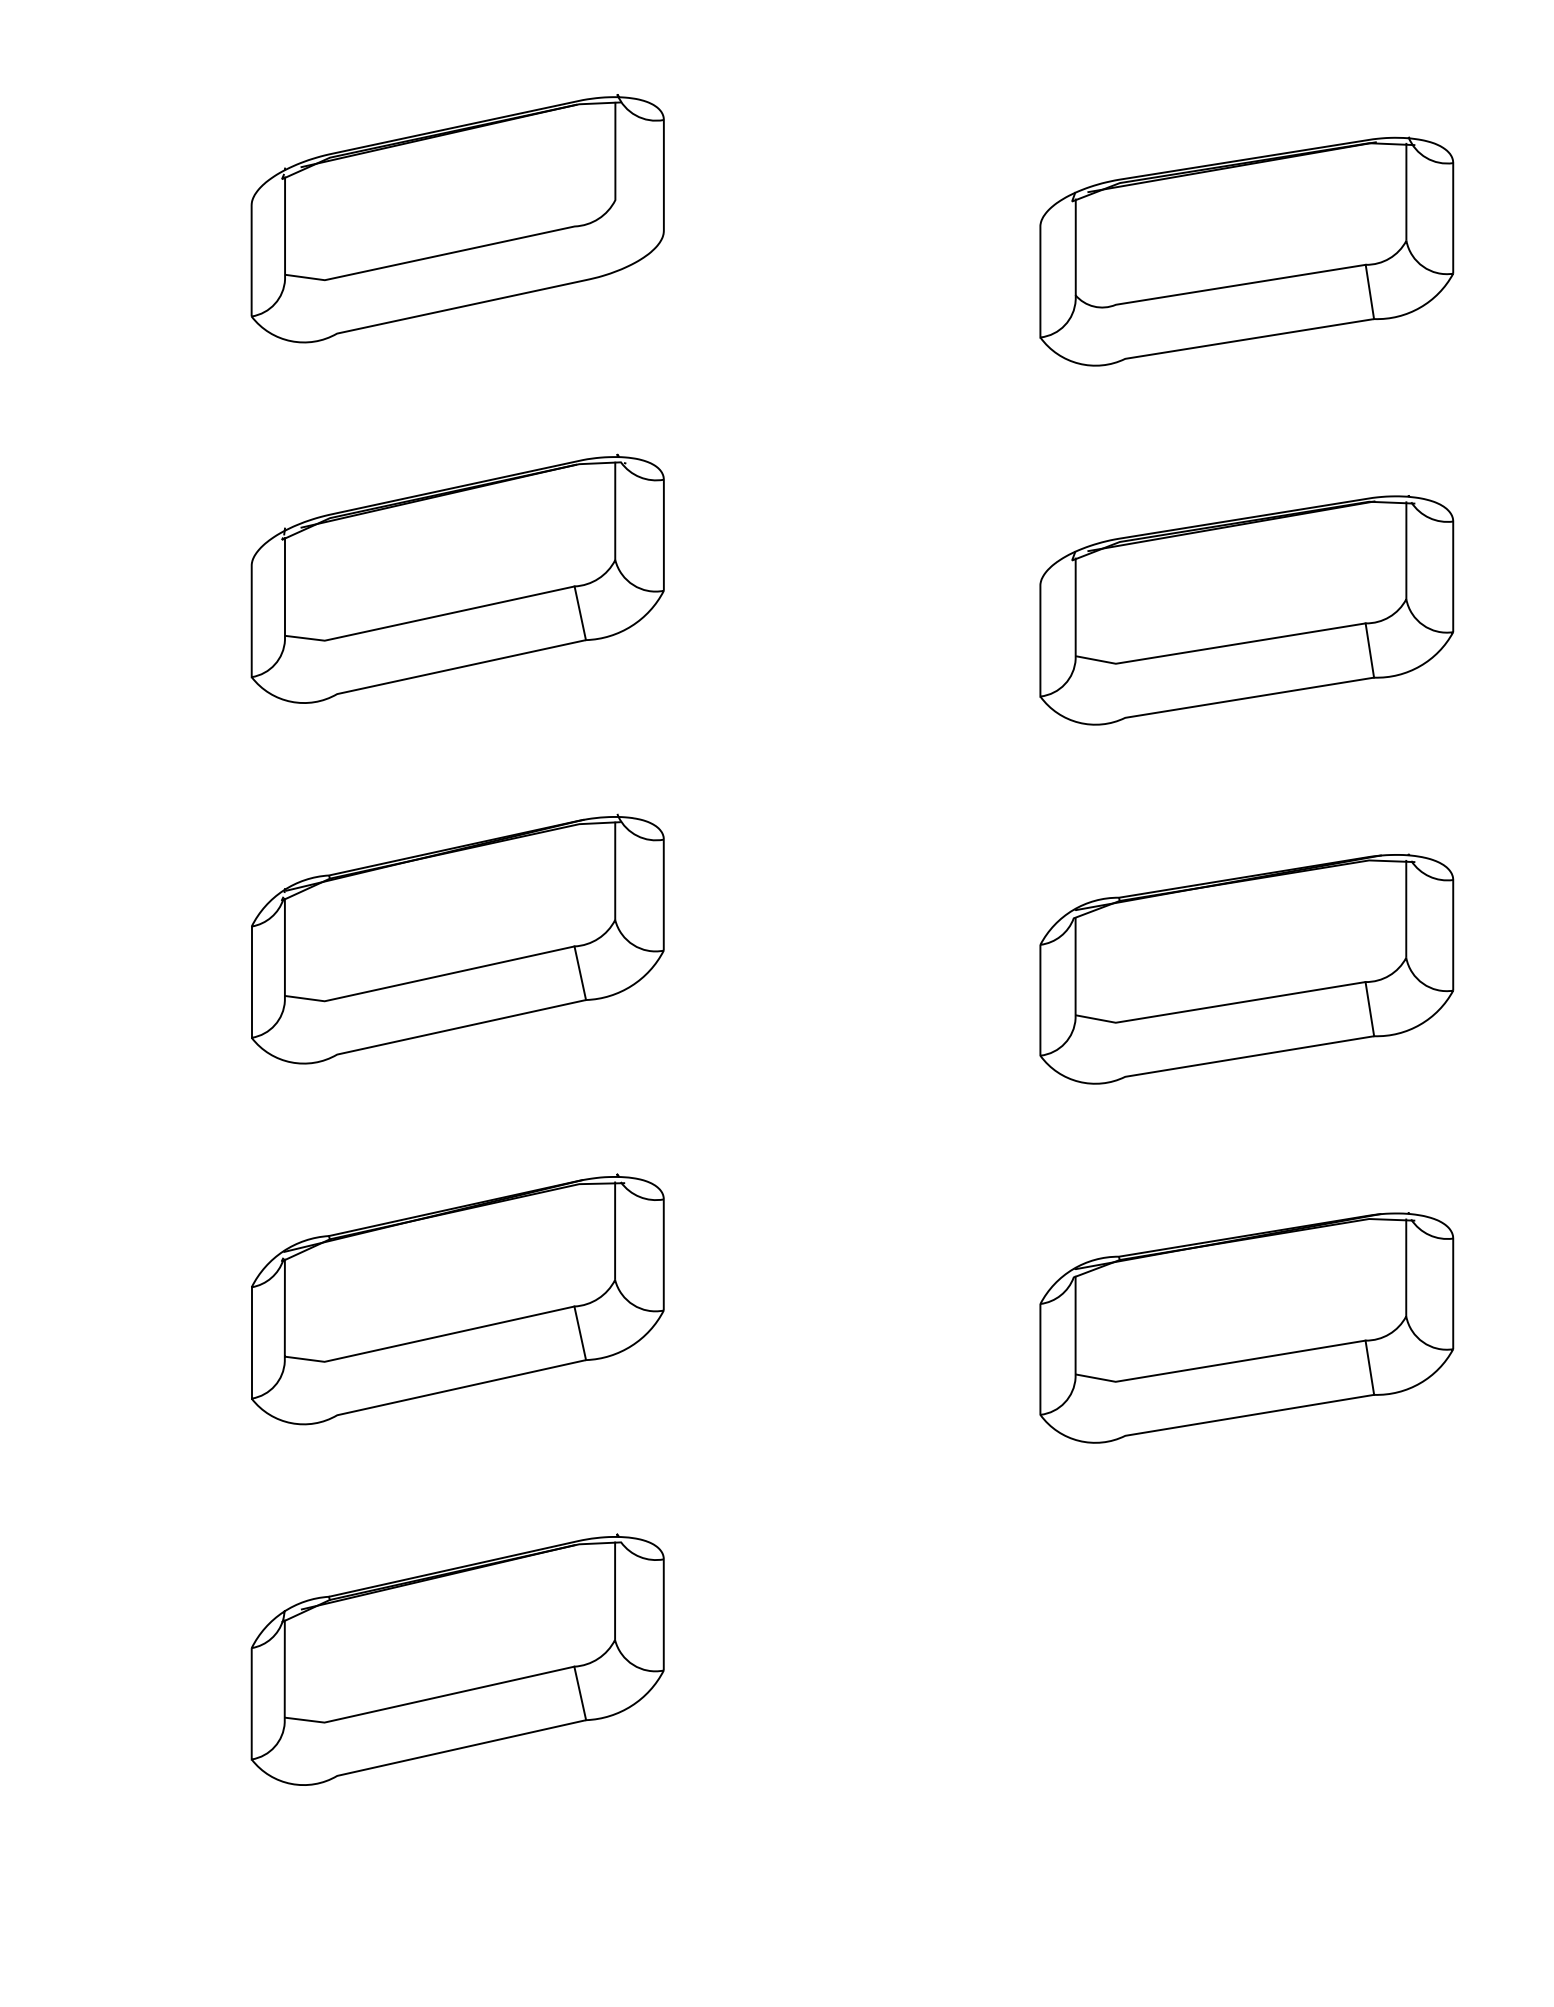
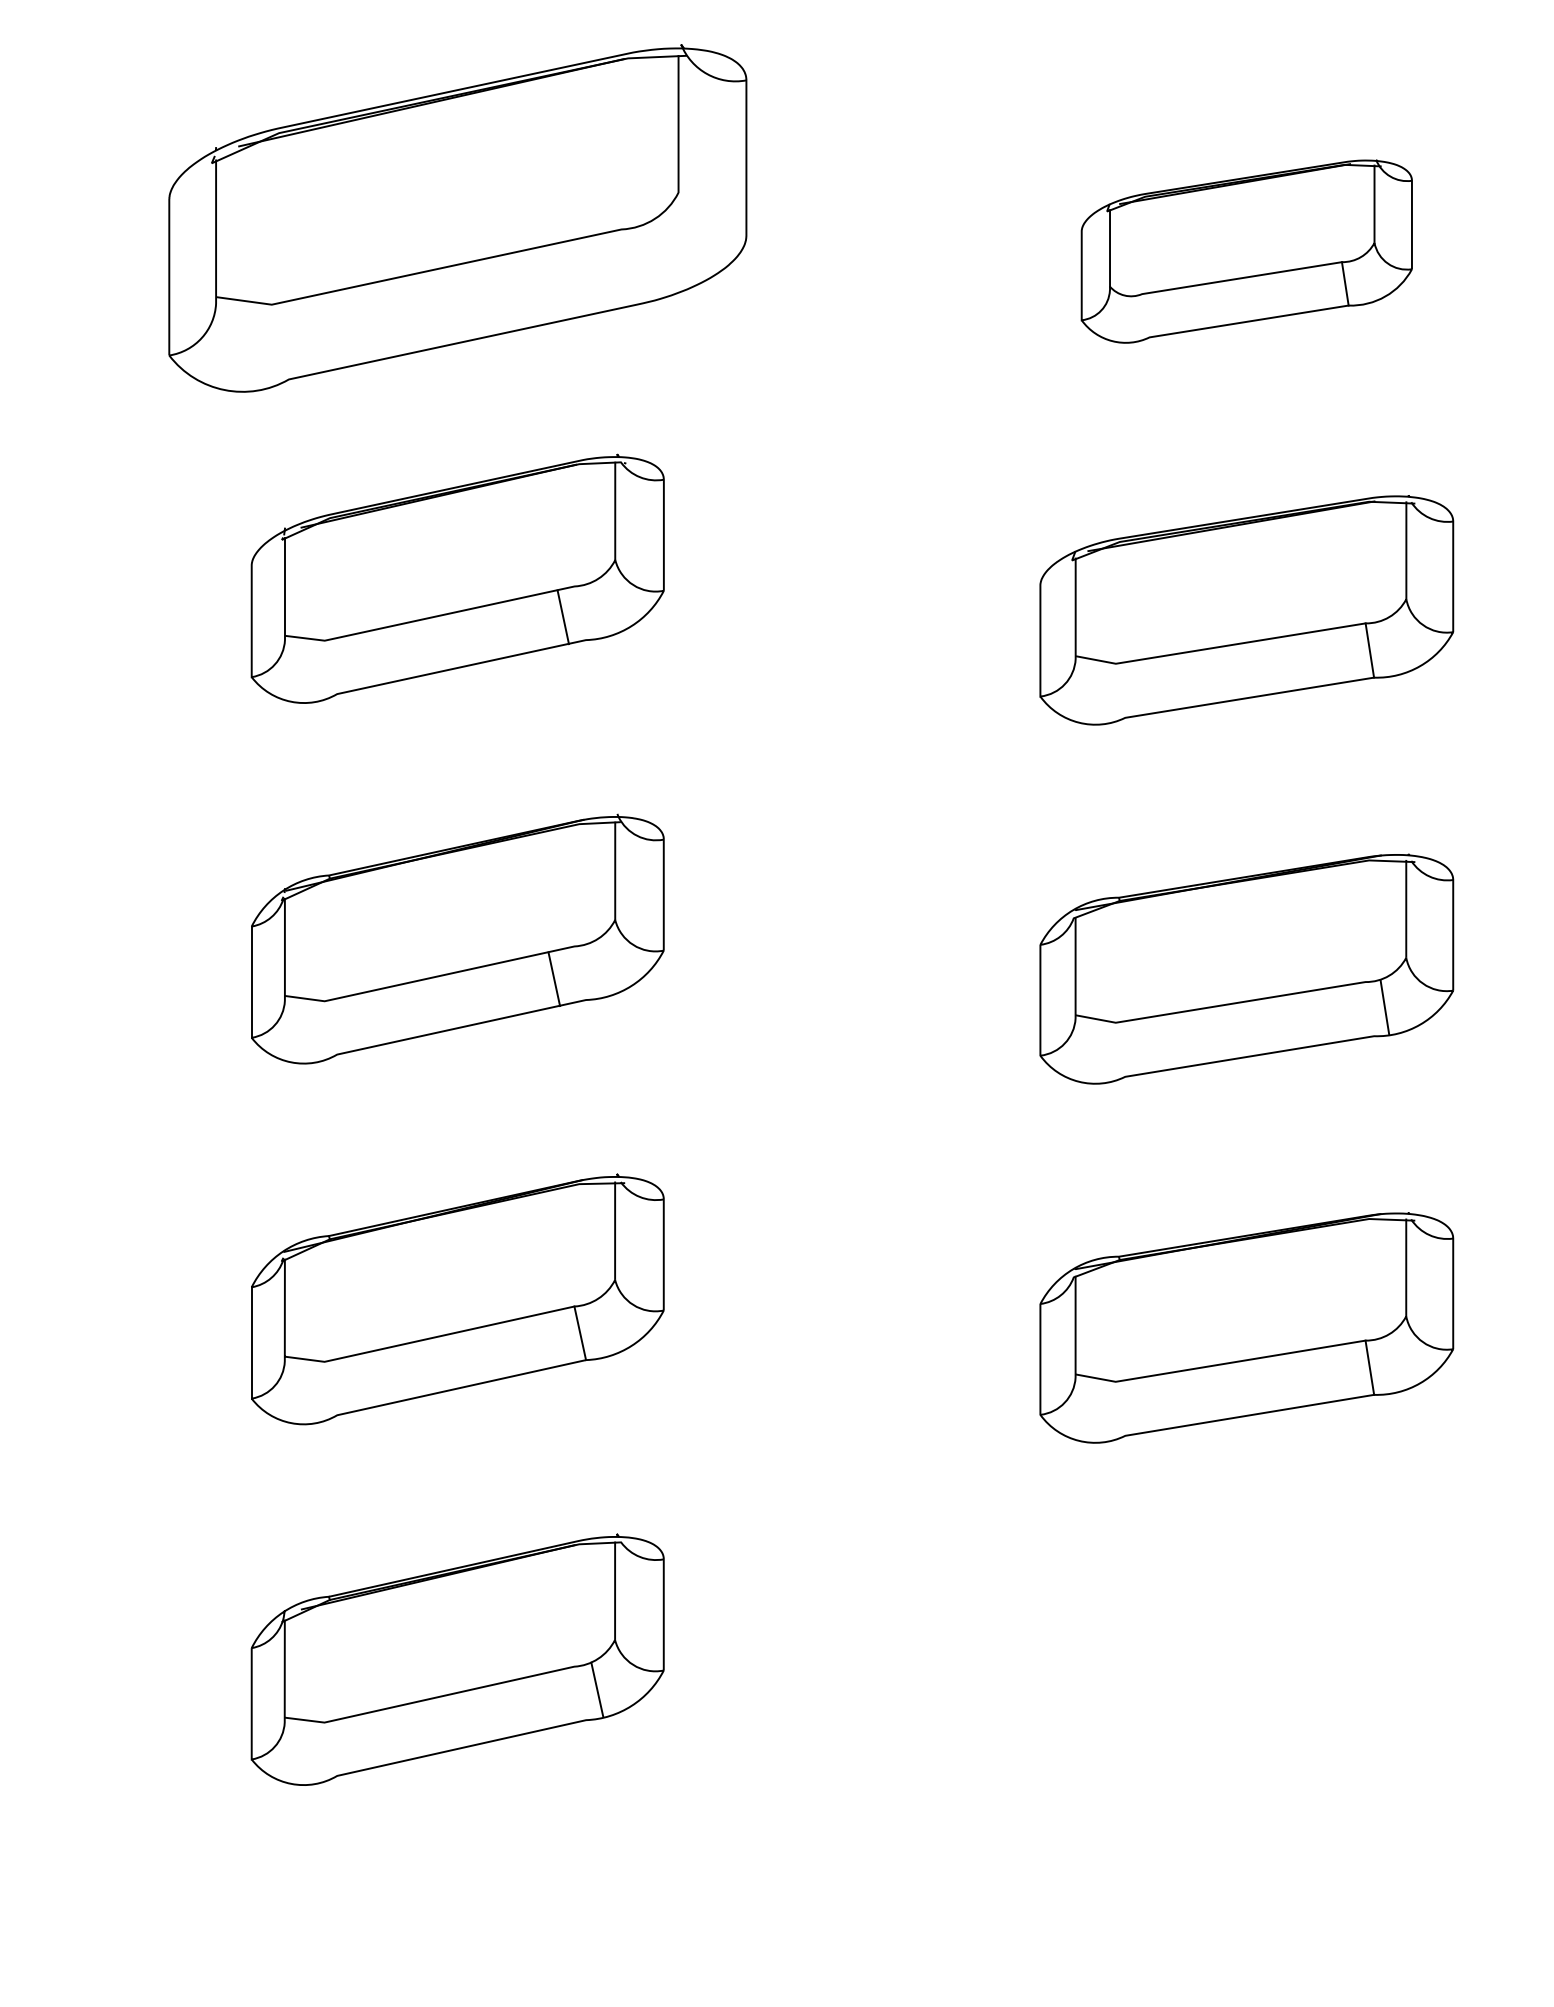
part size: 415x250 px -> 580x349 px (457, 218)
part size: 416x231 px -> 333x185 px (1246, 251)
line position: (579, 613) -> (562, 617) (562, 617)
line position: (580, 973) -> (554, 979) (554, 979)
line position: (1369, 1009) -> (1384, 1007) (1384, 1007)
line position: (580, 1693) -> (597, 1689) (597, 1689)
